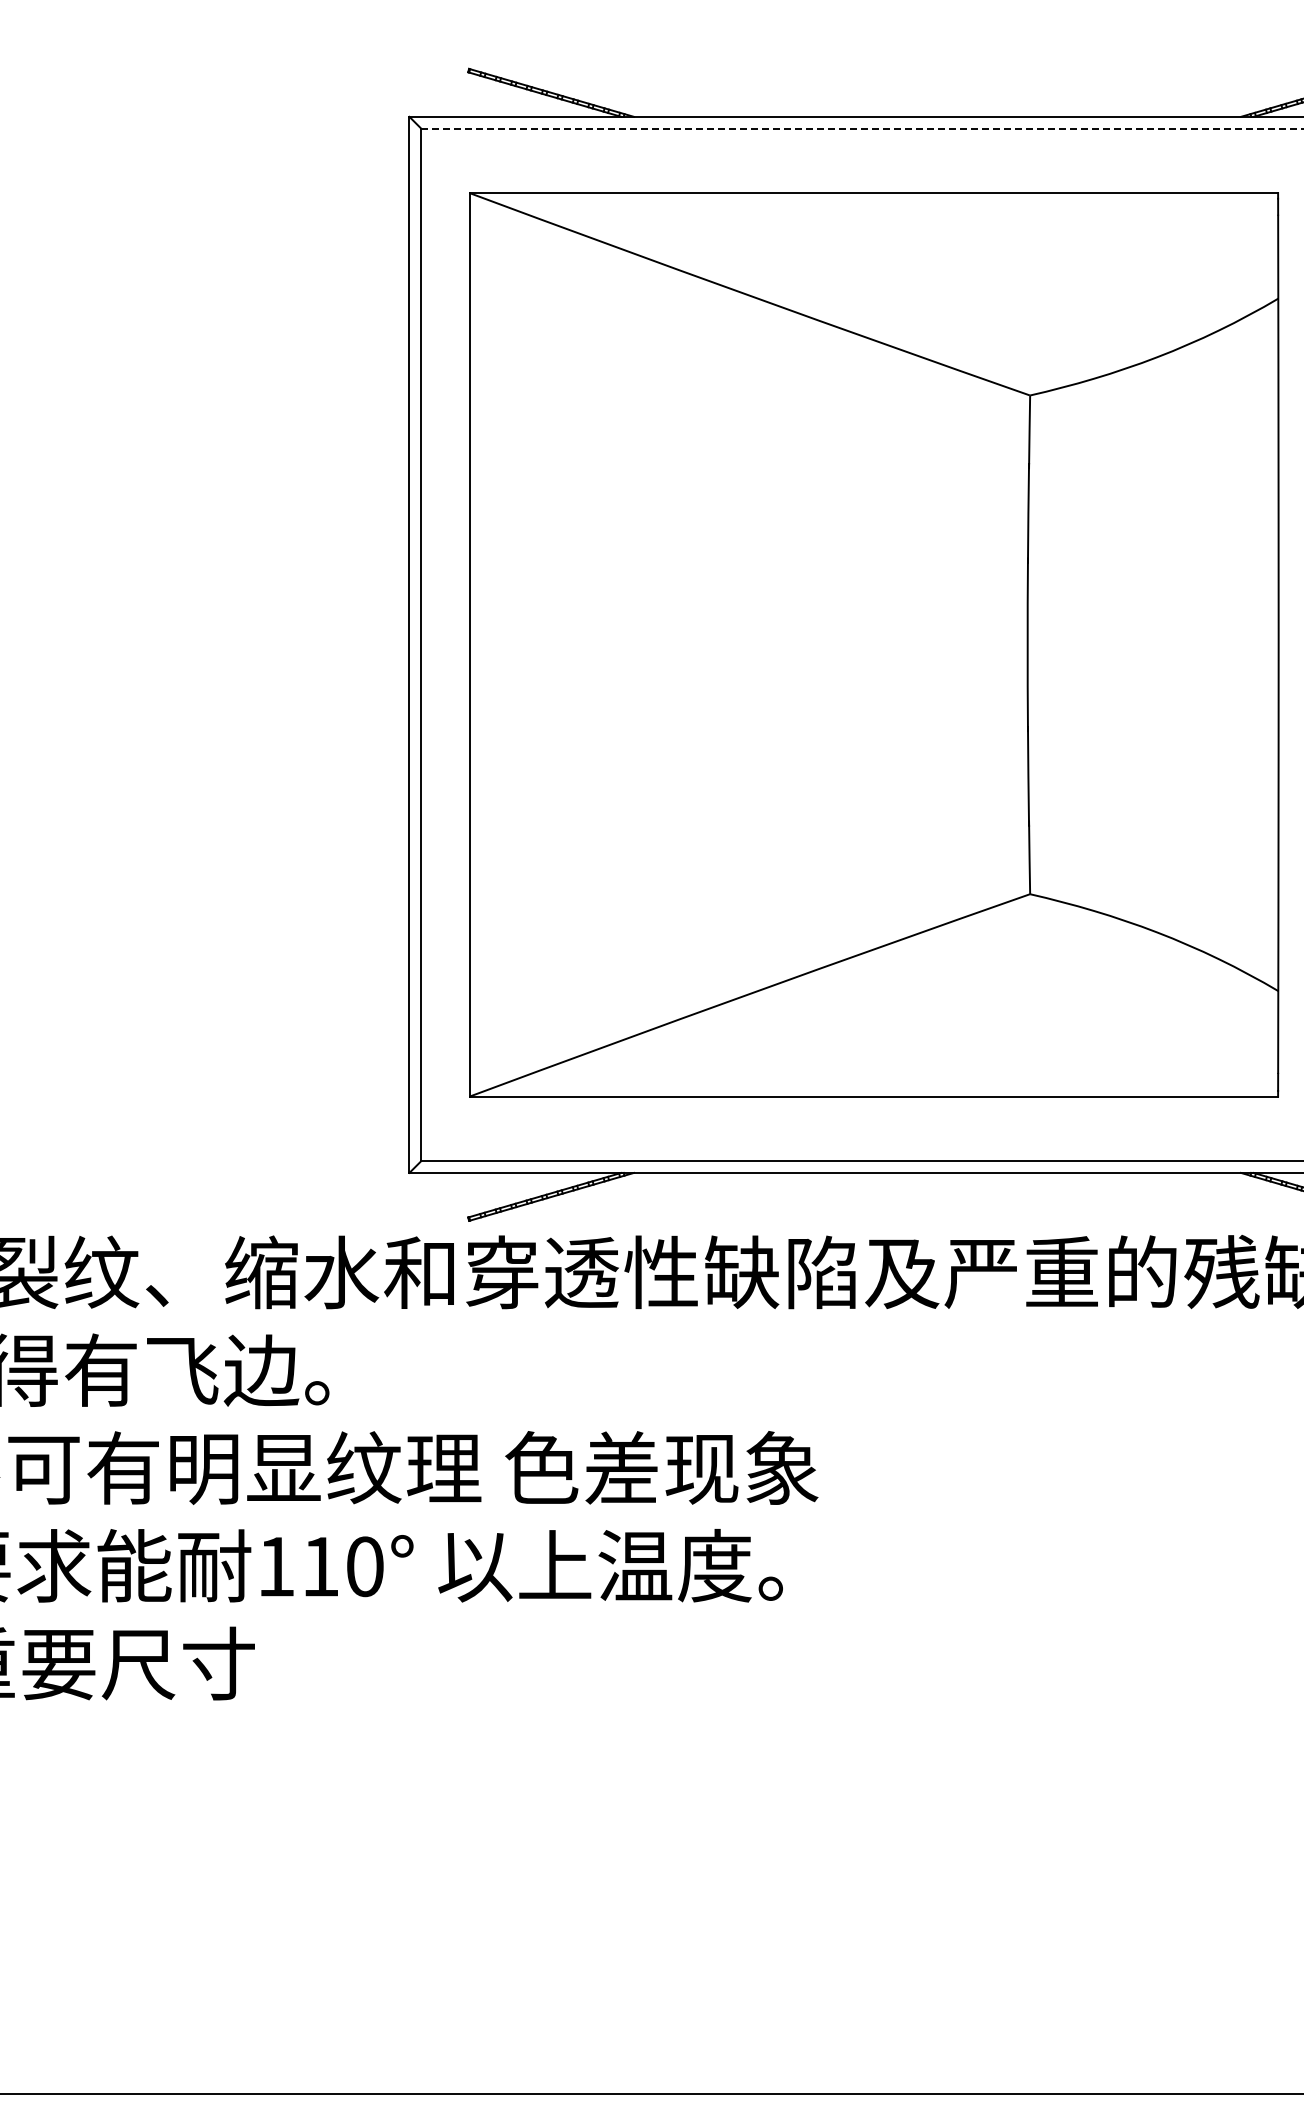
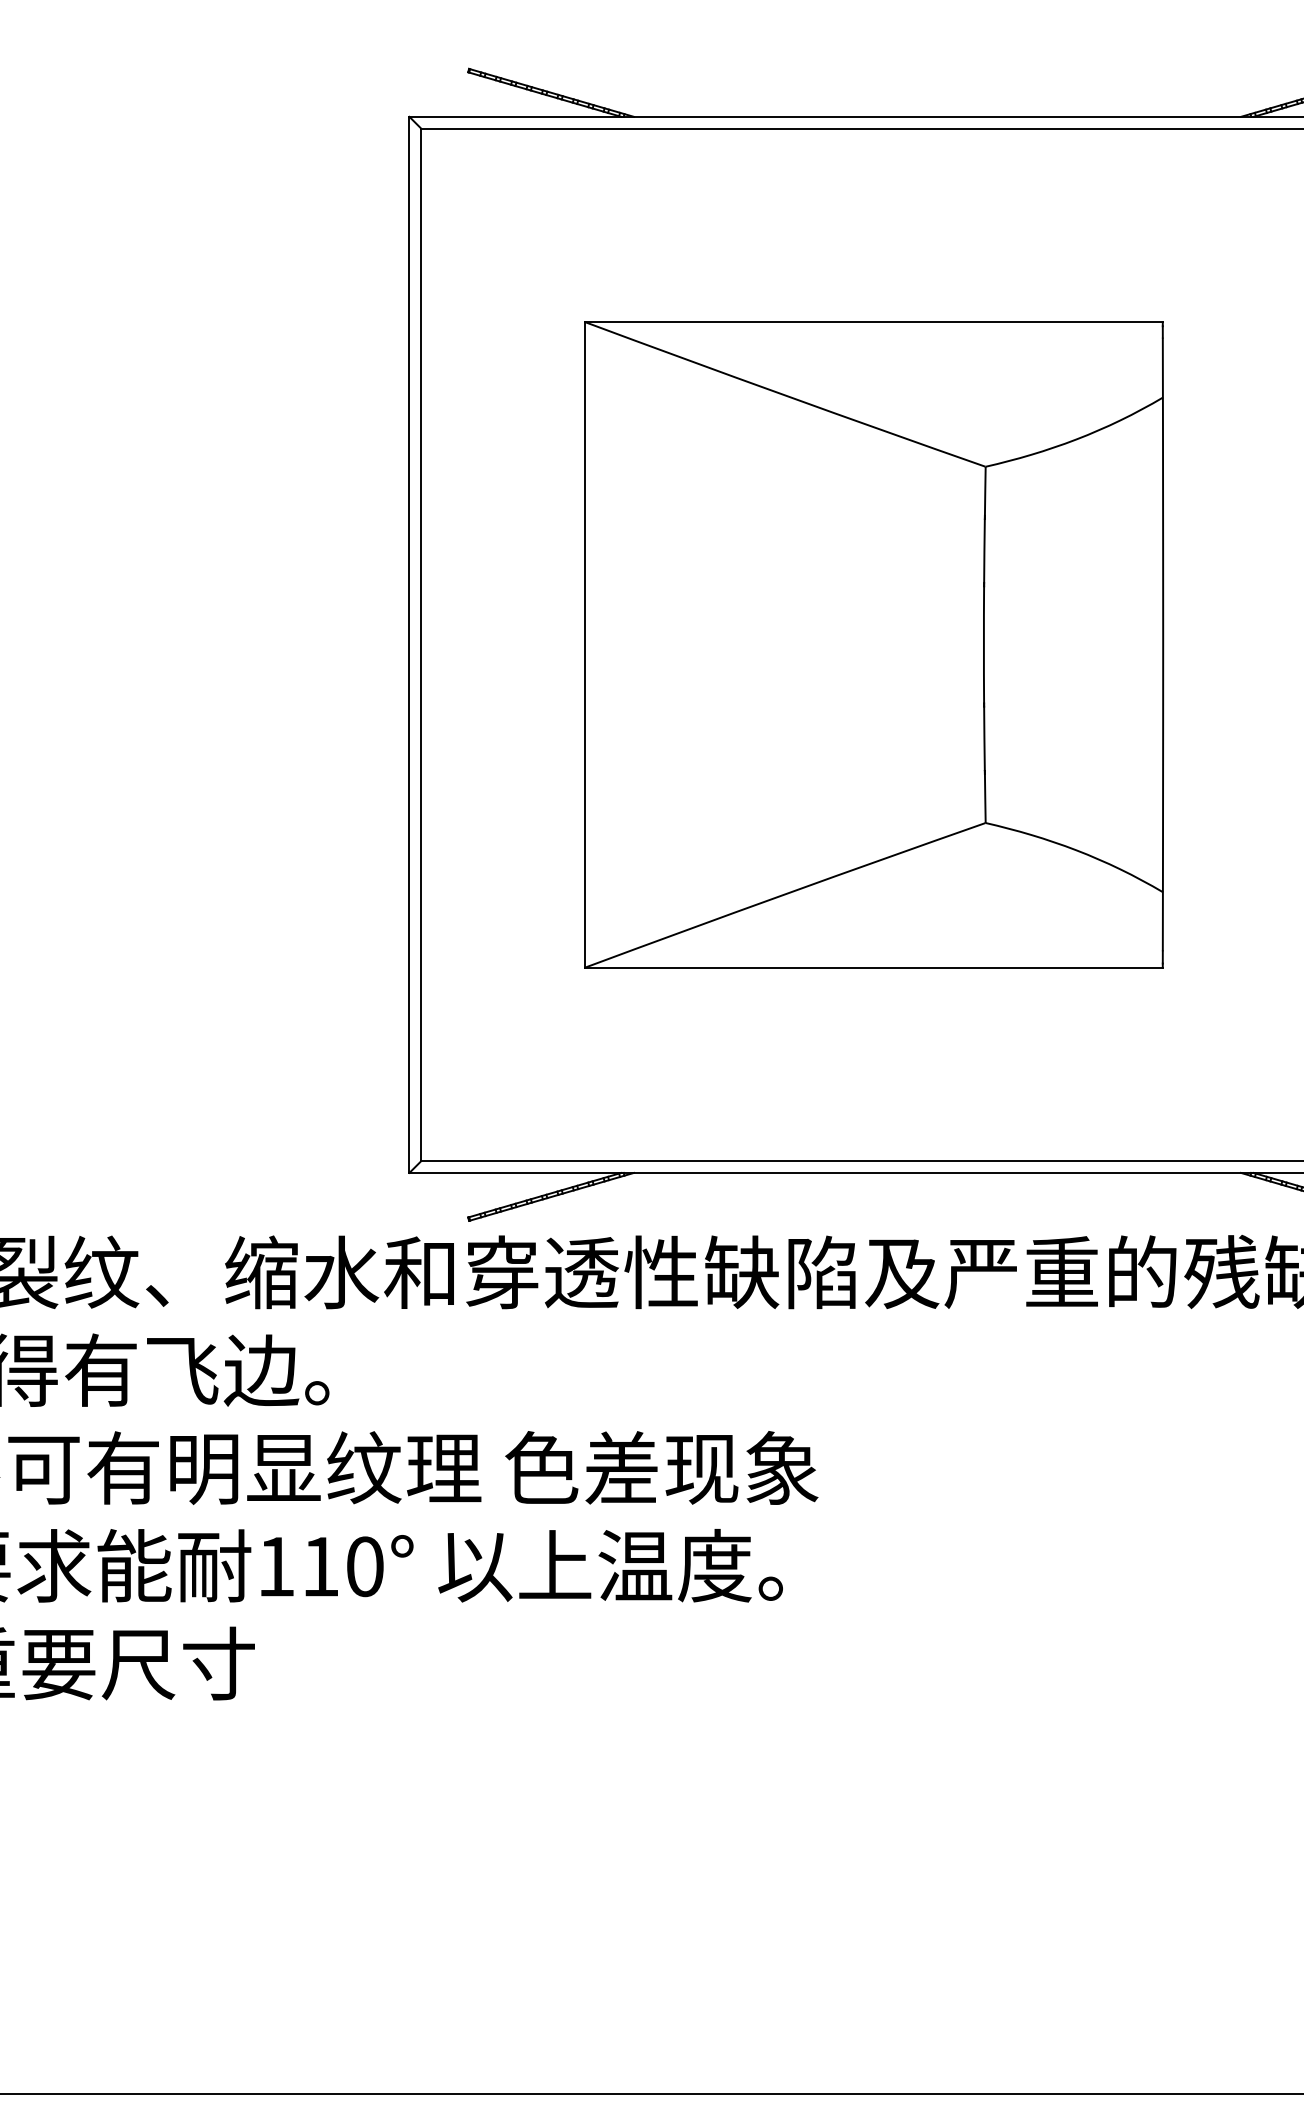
line: dashed -> solid (863, 128)
part size: 811x906 px -> 581x648 px (874, 644)
